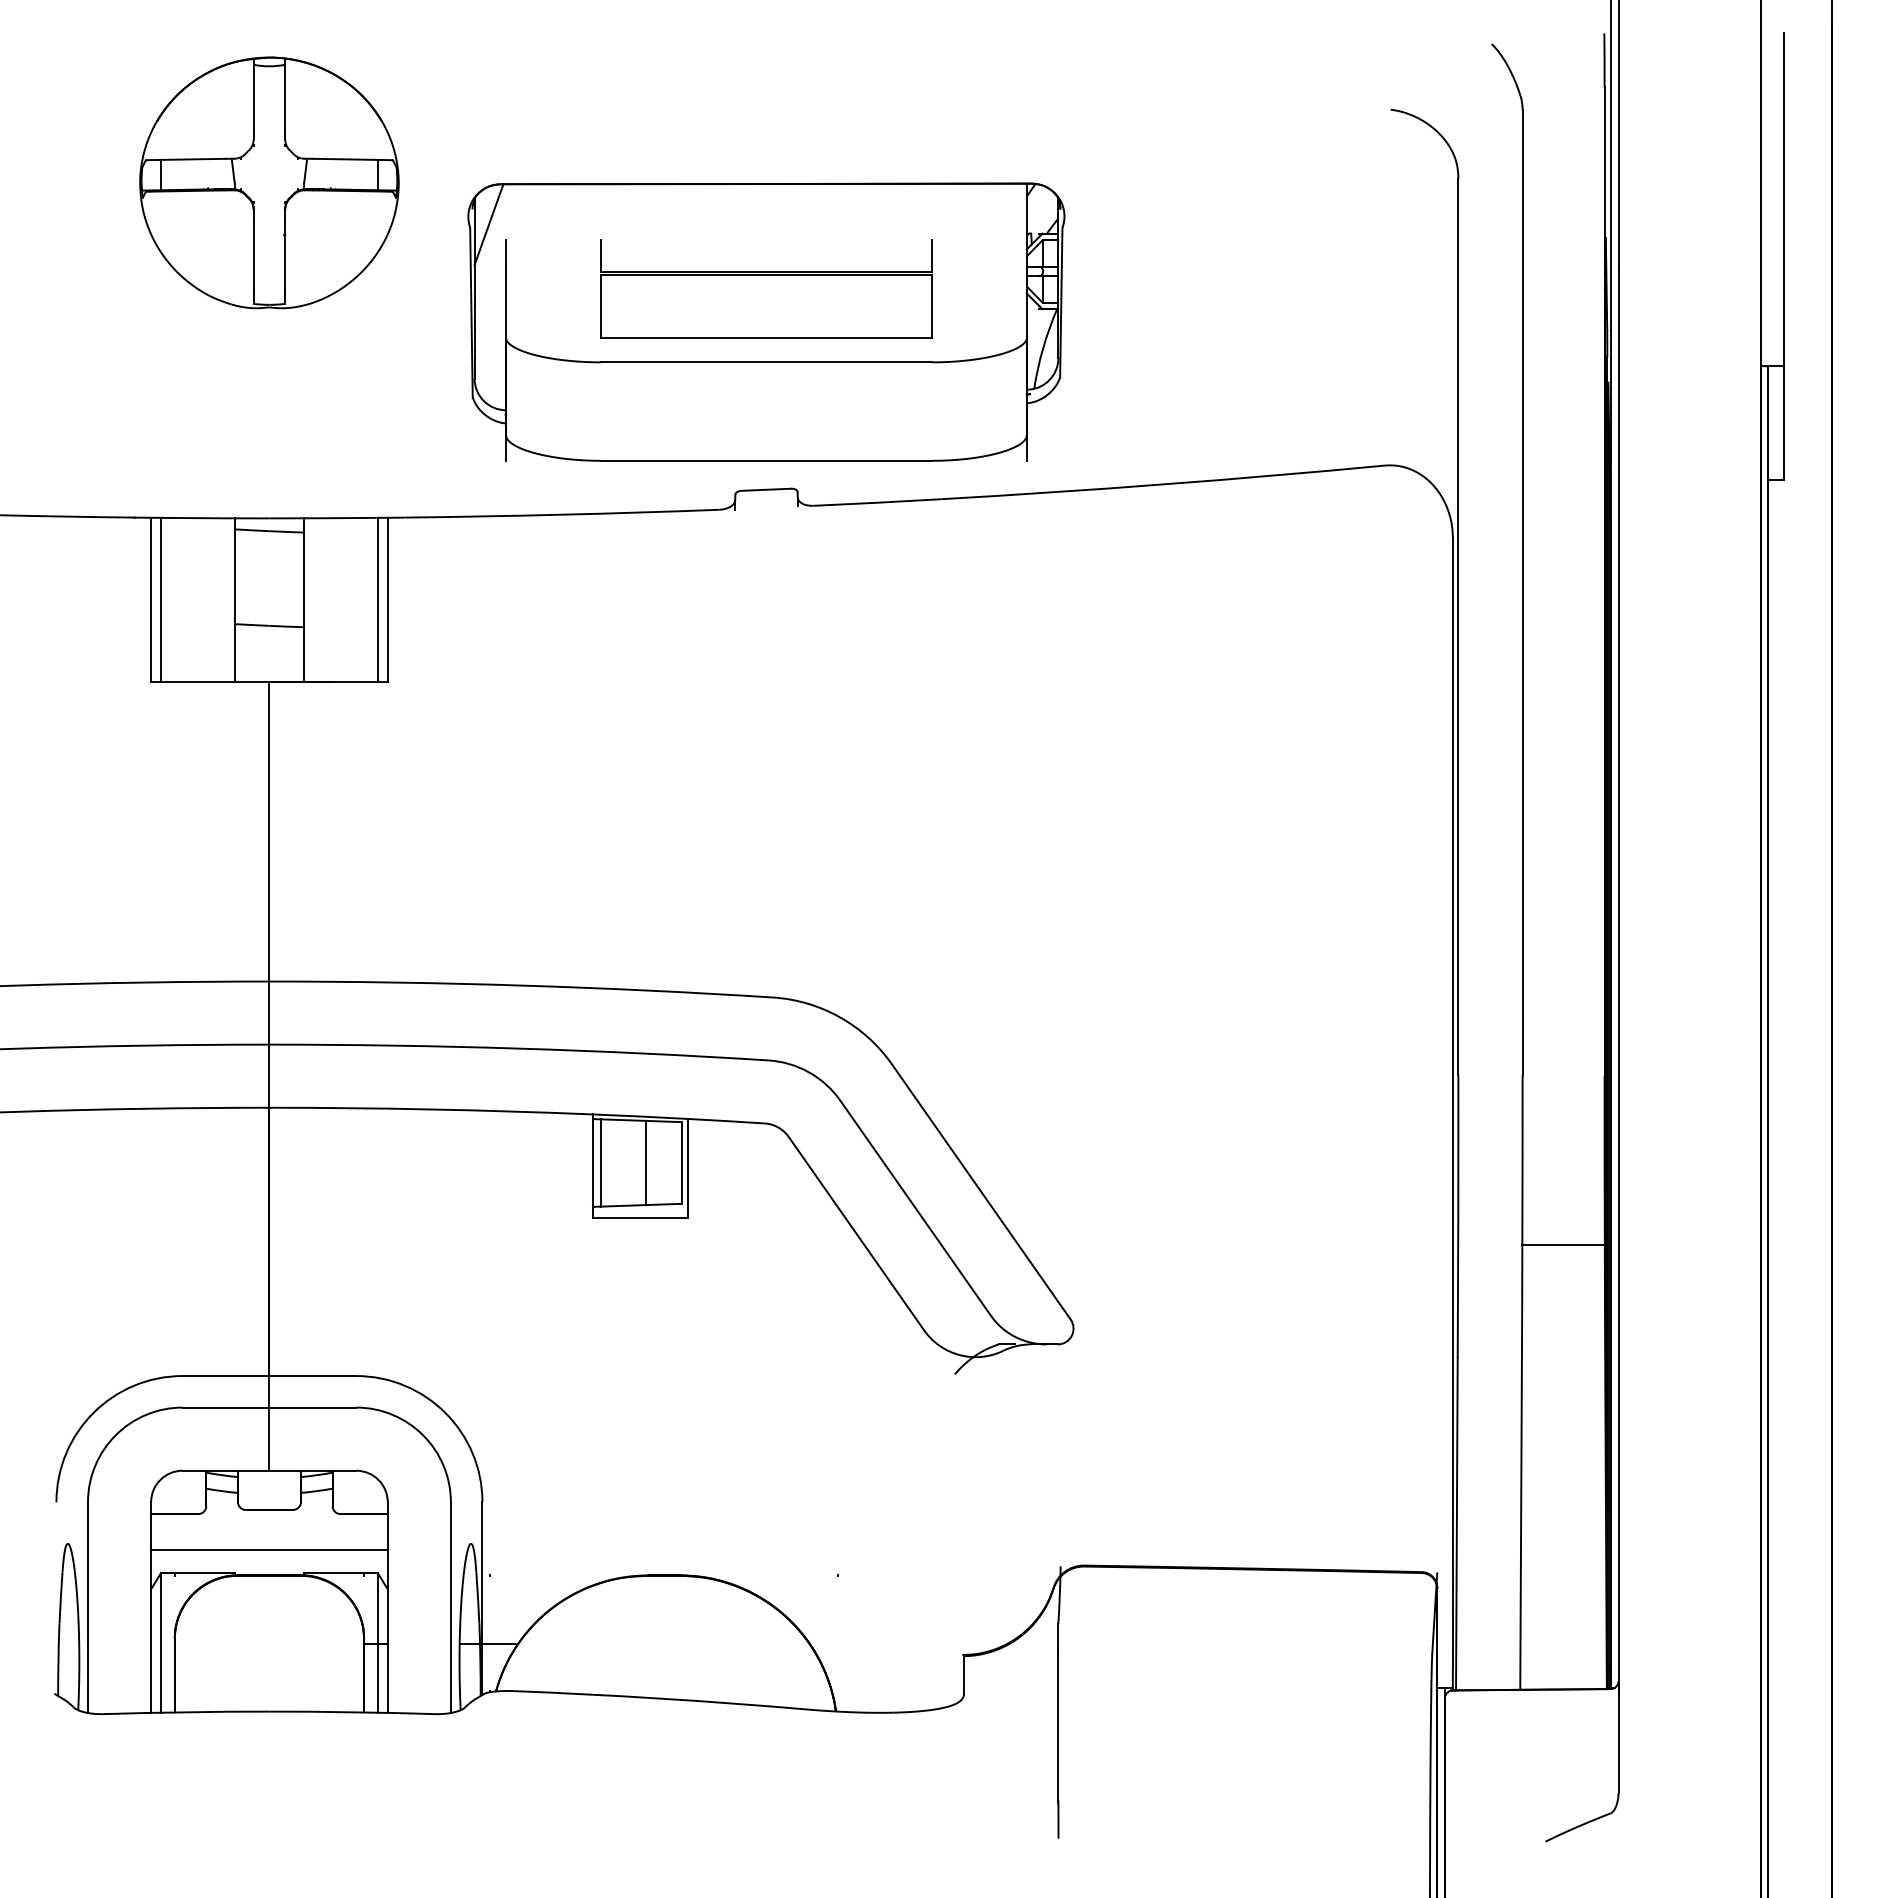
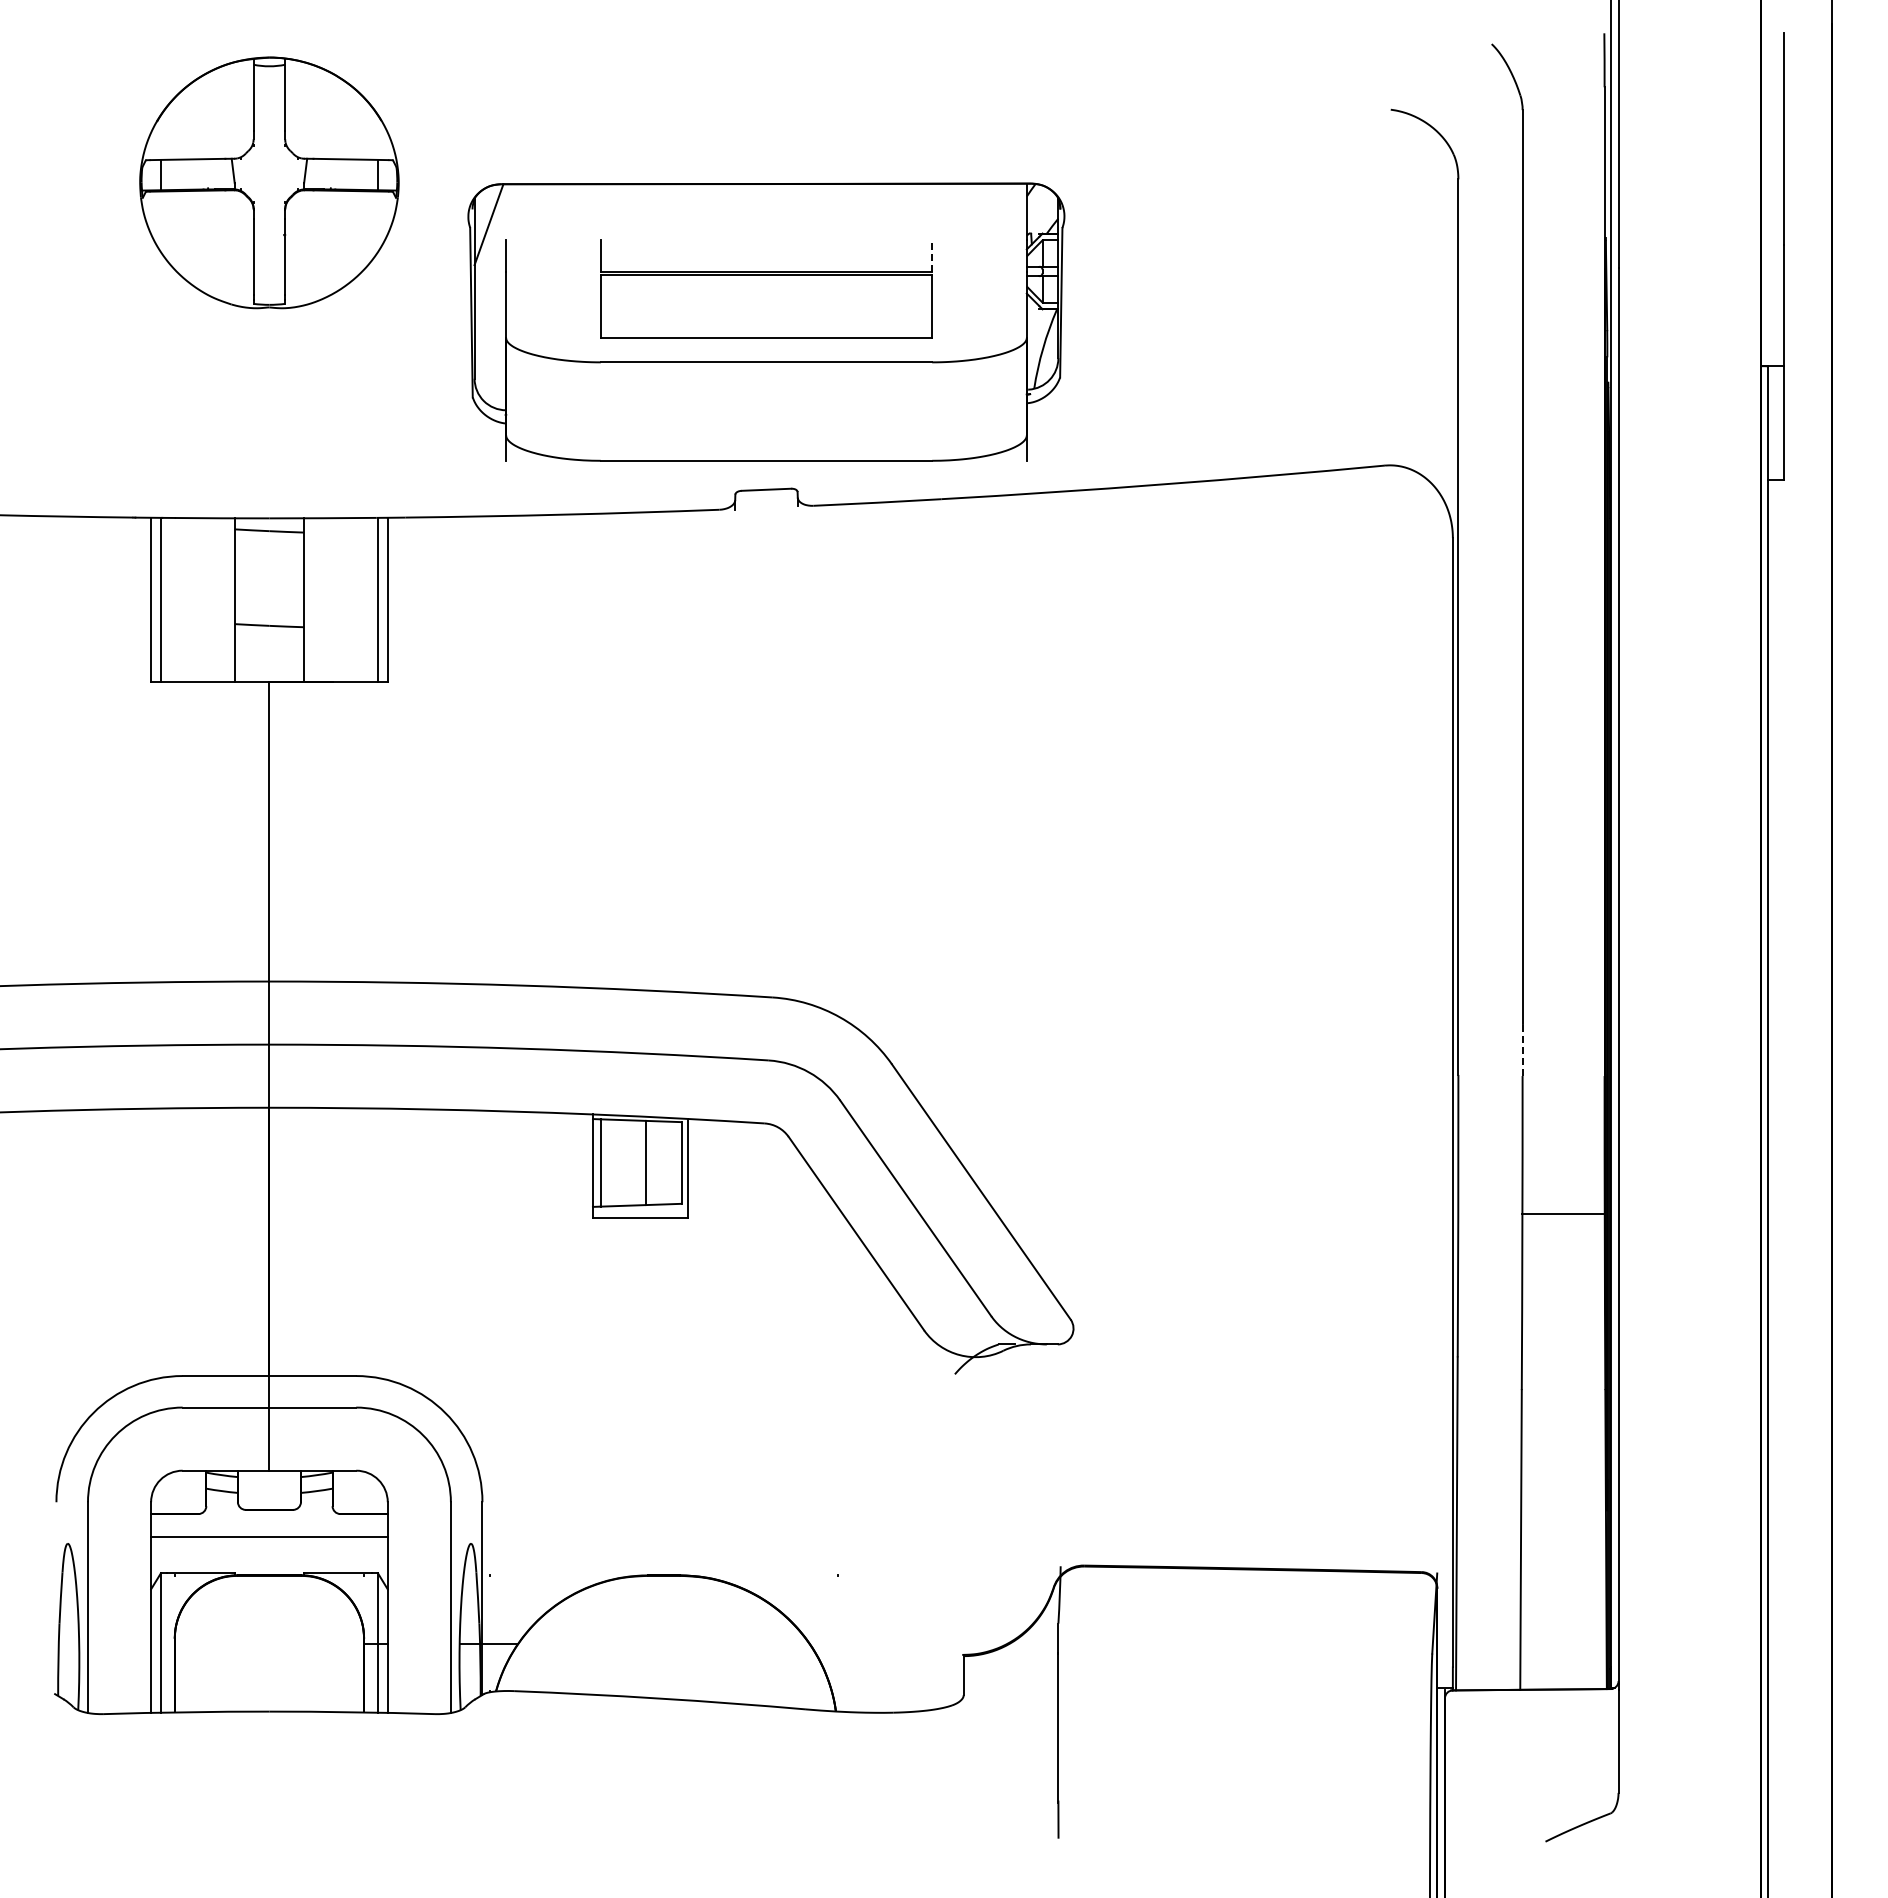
line: solid -> dashed (932, 255)
line: solid -> dashed (1522, 1050)
line position: (1563, 1245) -> (1563, 1214) (1563, 1214)
line position: (269, 1549) -> (269, 1536) (269, 1536)
